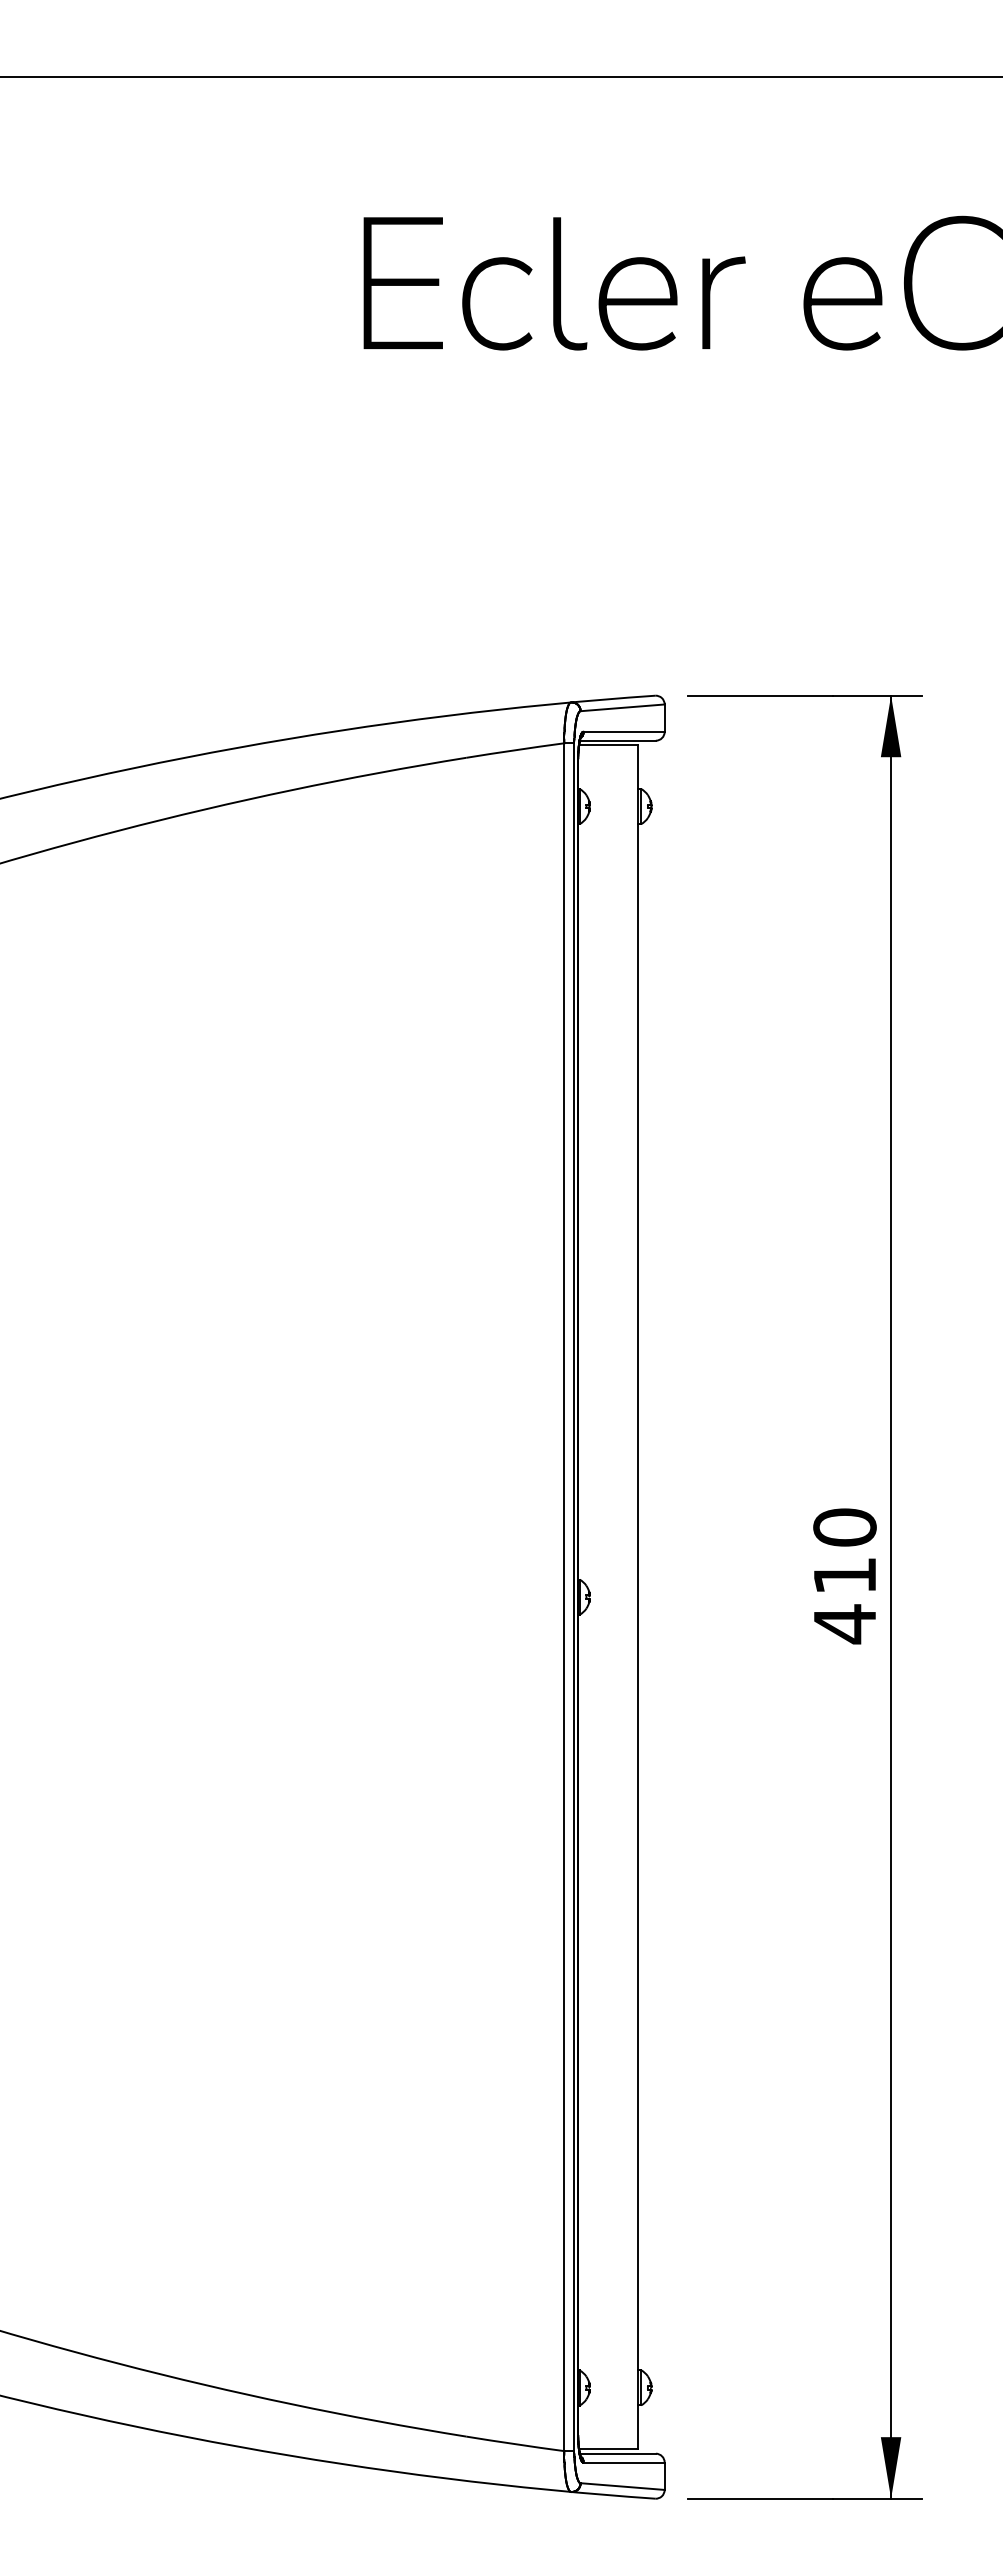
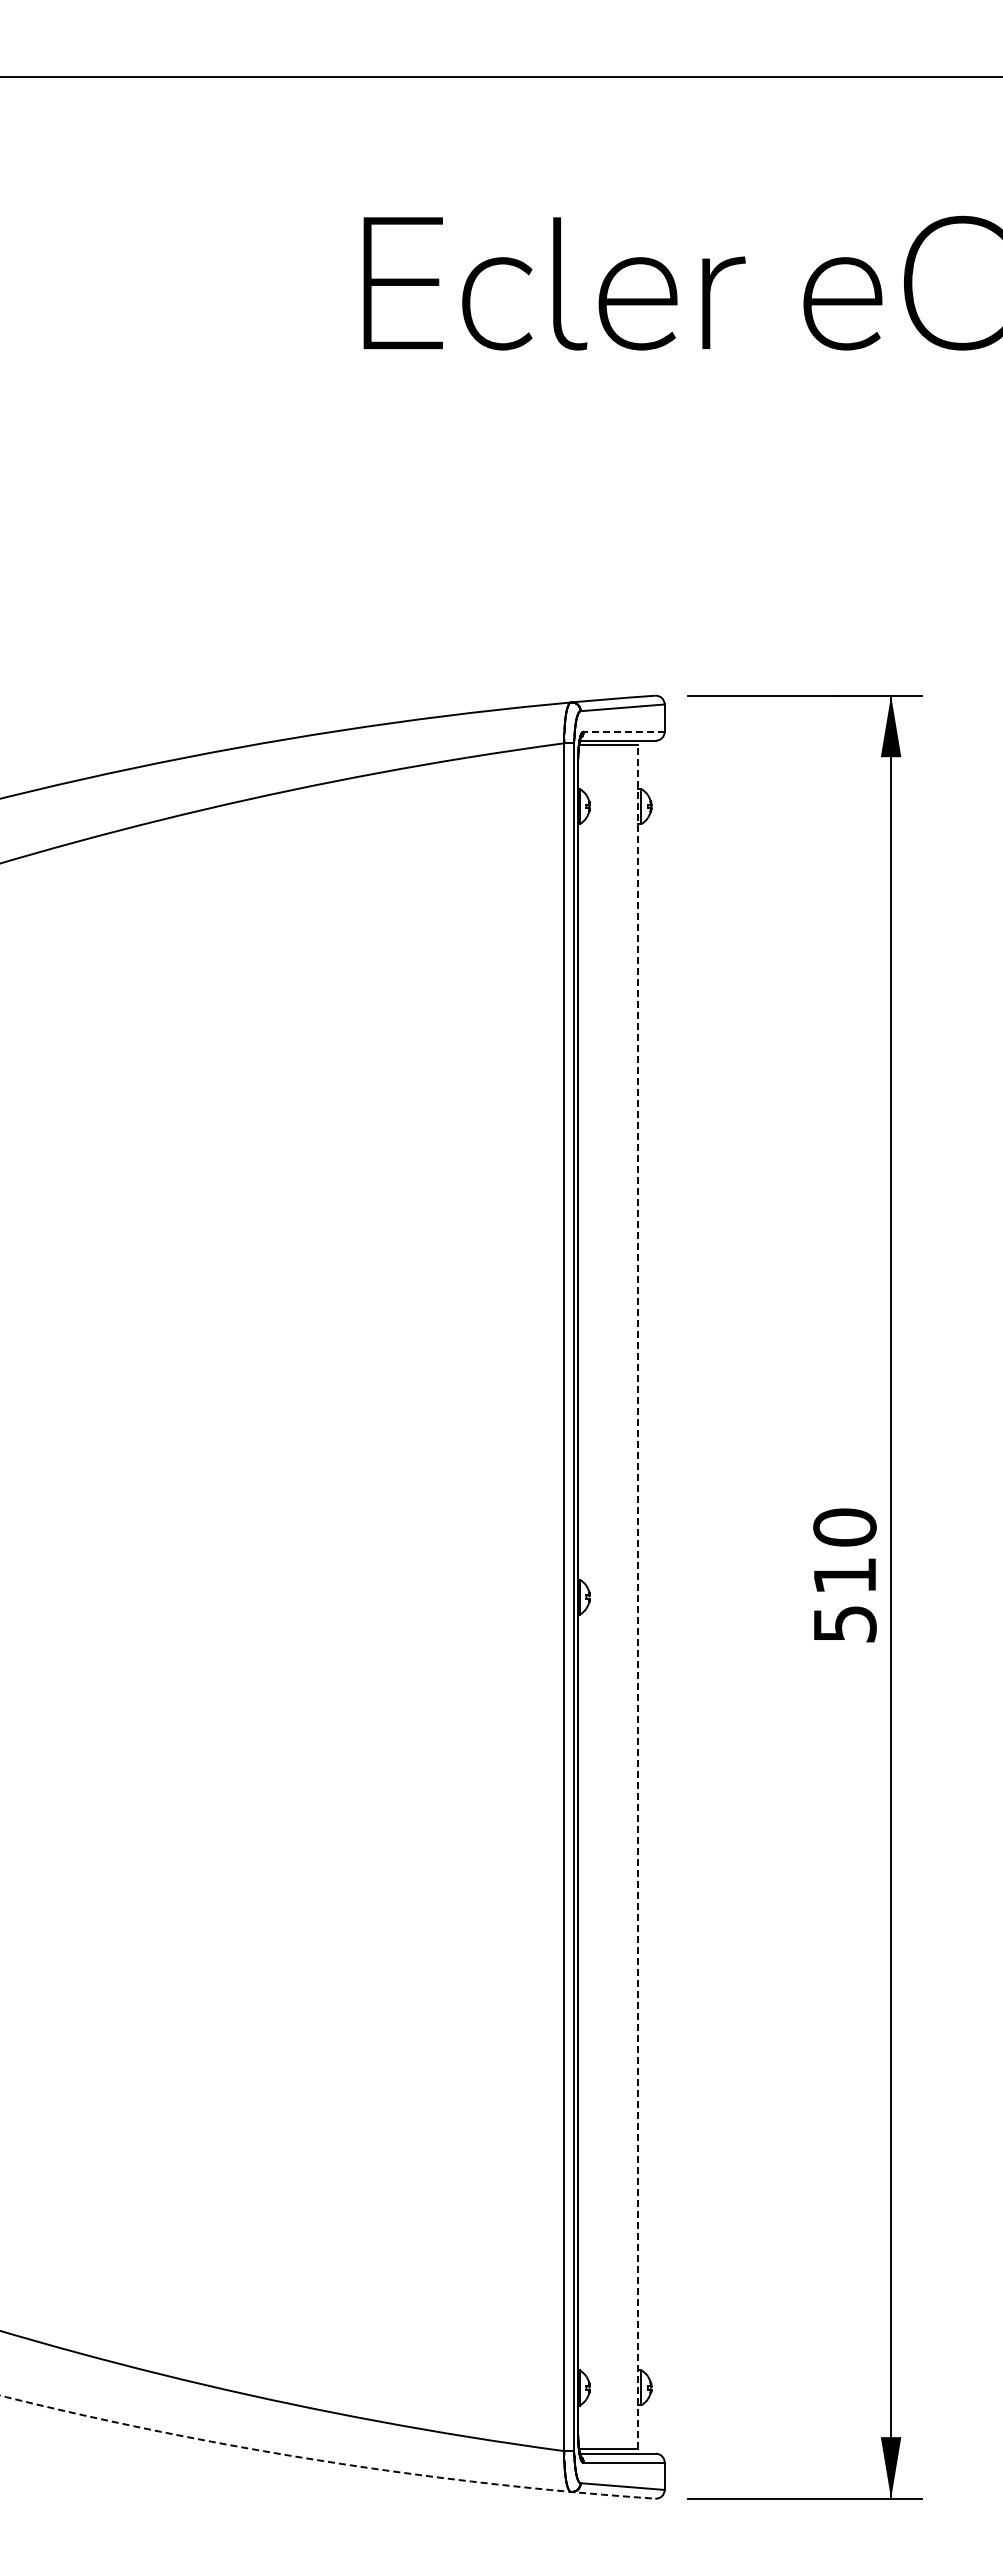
line: solid -> dashed (624, 731)
line: solid -> dashed (638, 1596)
text: 410 -> 510 (845, 1624)
arc: solid -> dashed (325, 2461)
